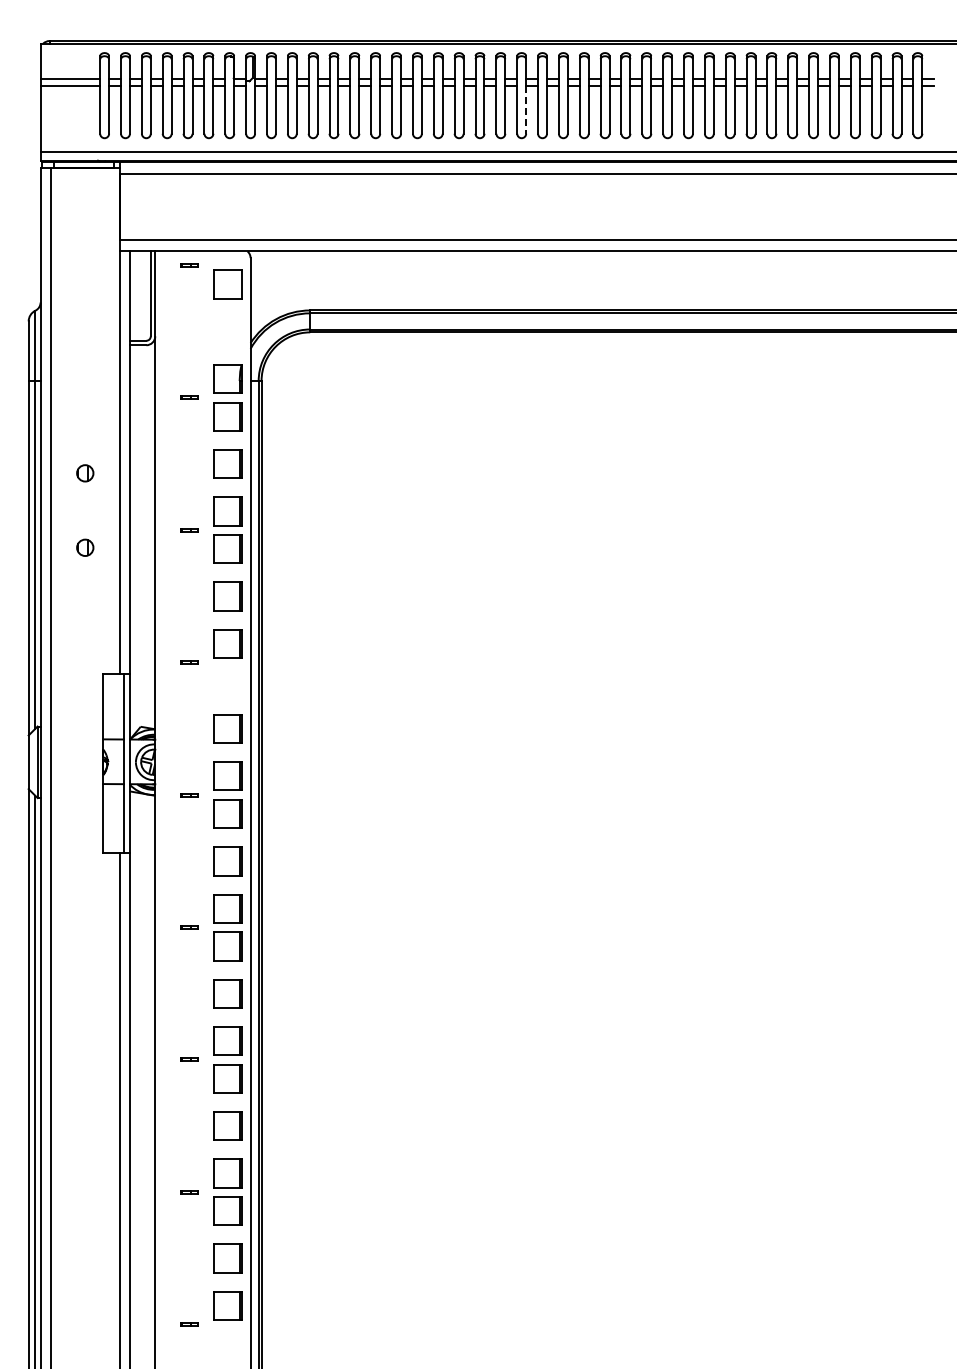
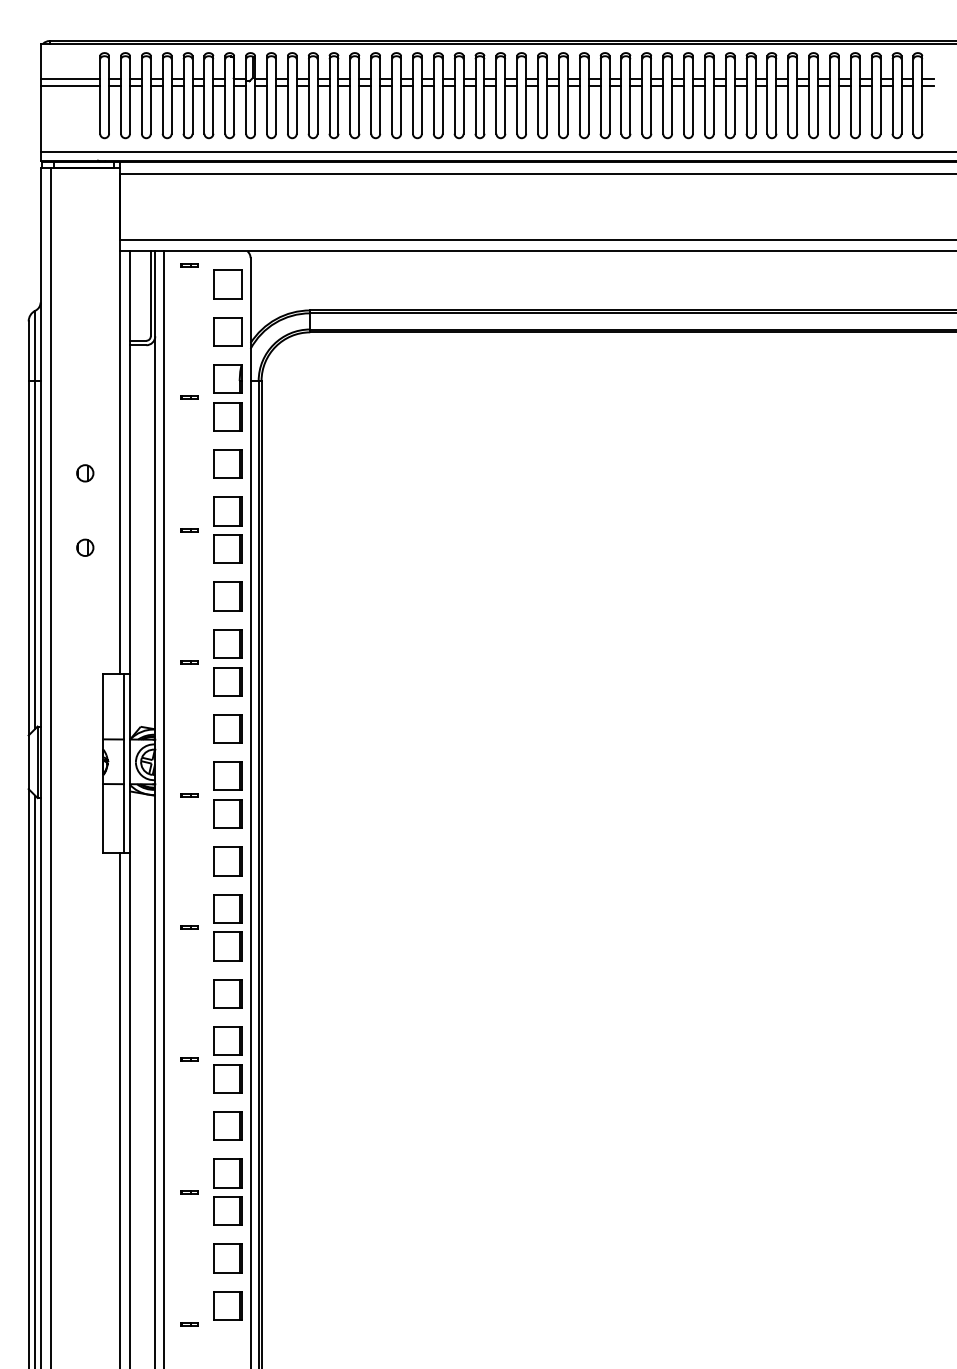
line: dashed -> solid (526, 110)
part: none -> present (227, 331)
part: none -> present (227, 681)
line: none -> present (164, 808)
